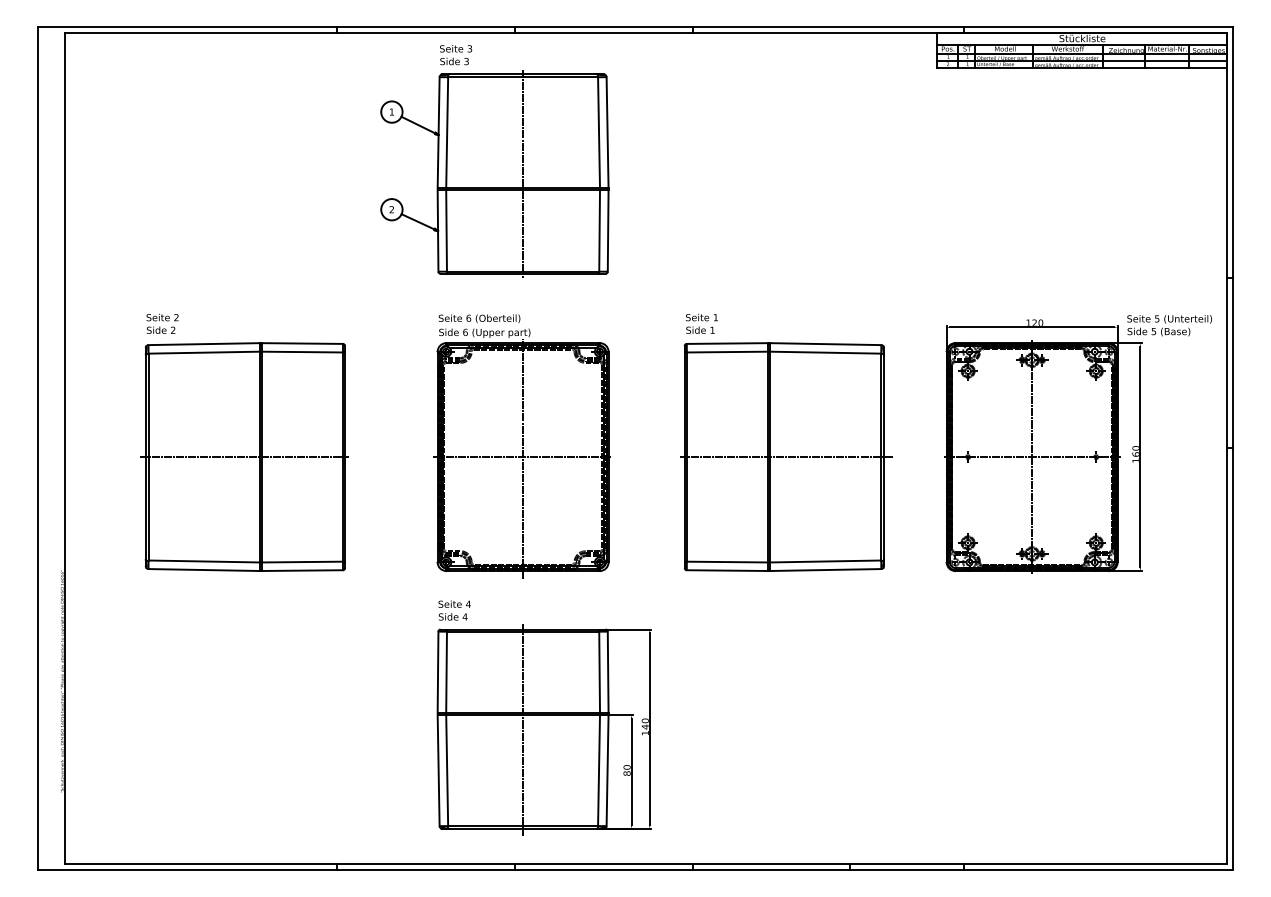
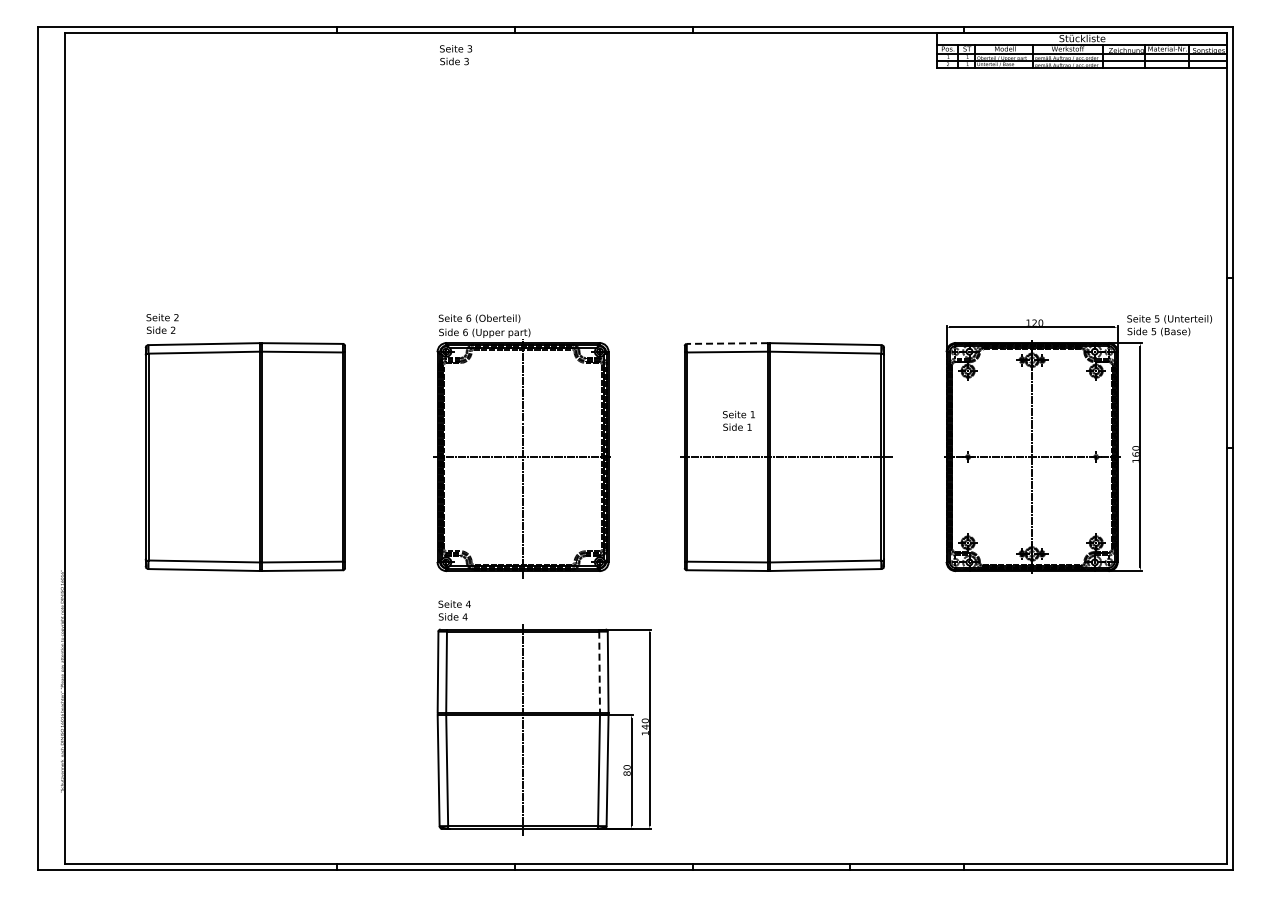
part: present -> none (494, 173)
text position: (701, 323) -> (738, 420) (738, 420)
line: solid -> dashed (727, 343)
line: present -> none (243, 457)
line: solid -> dashed (599, 672)
